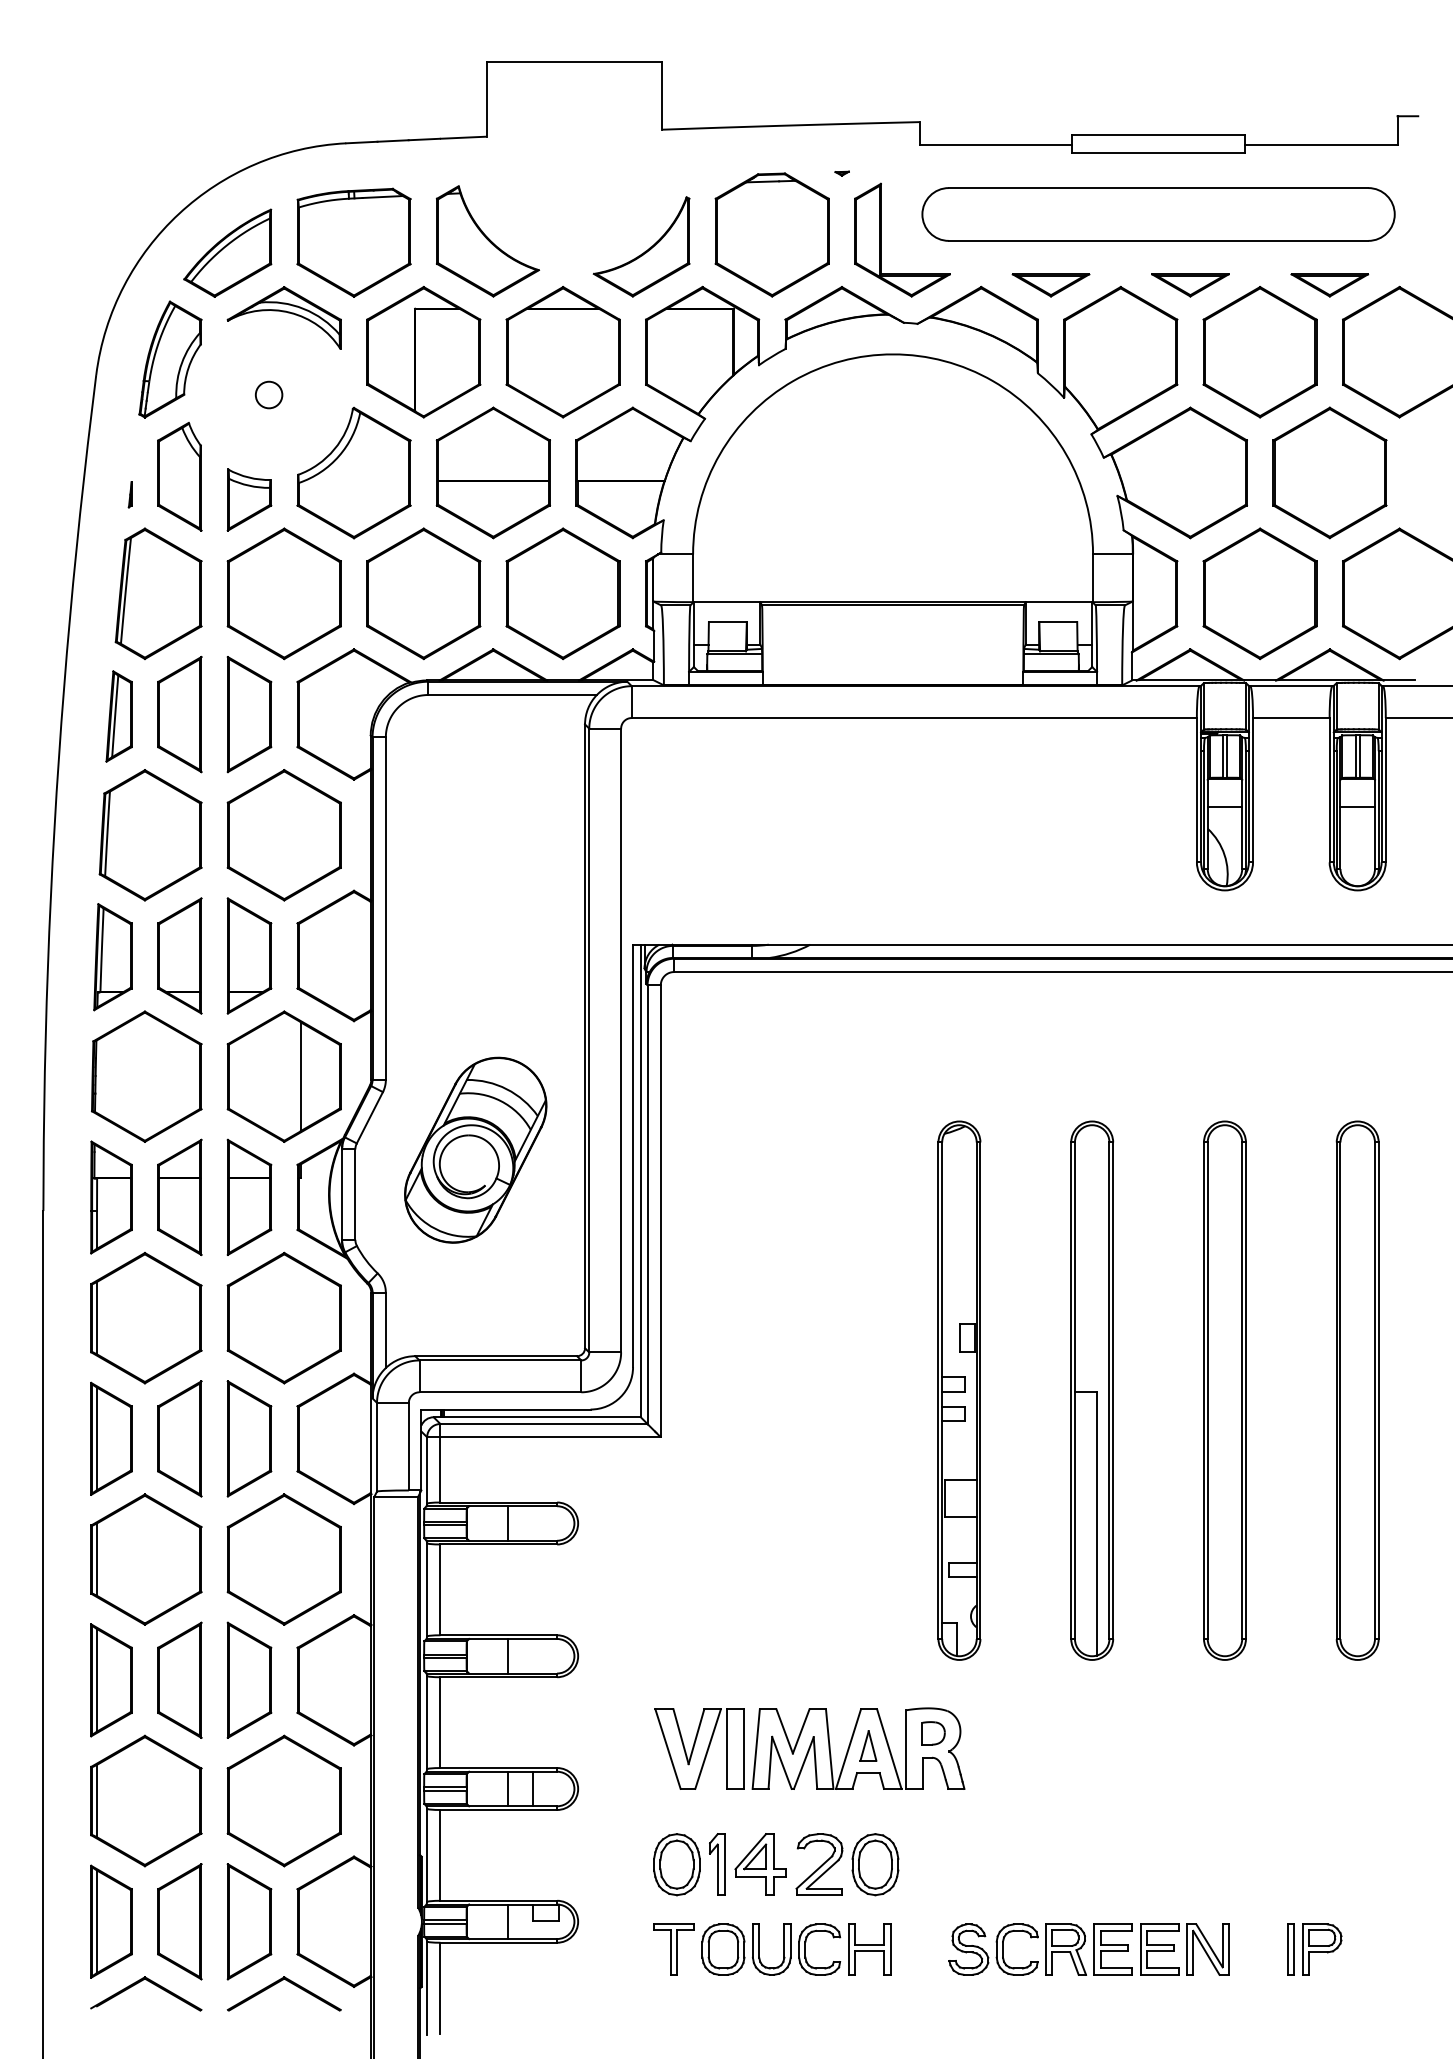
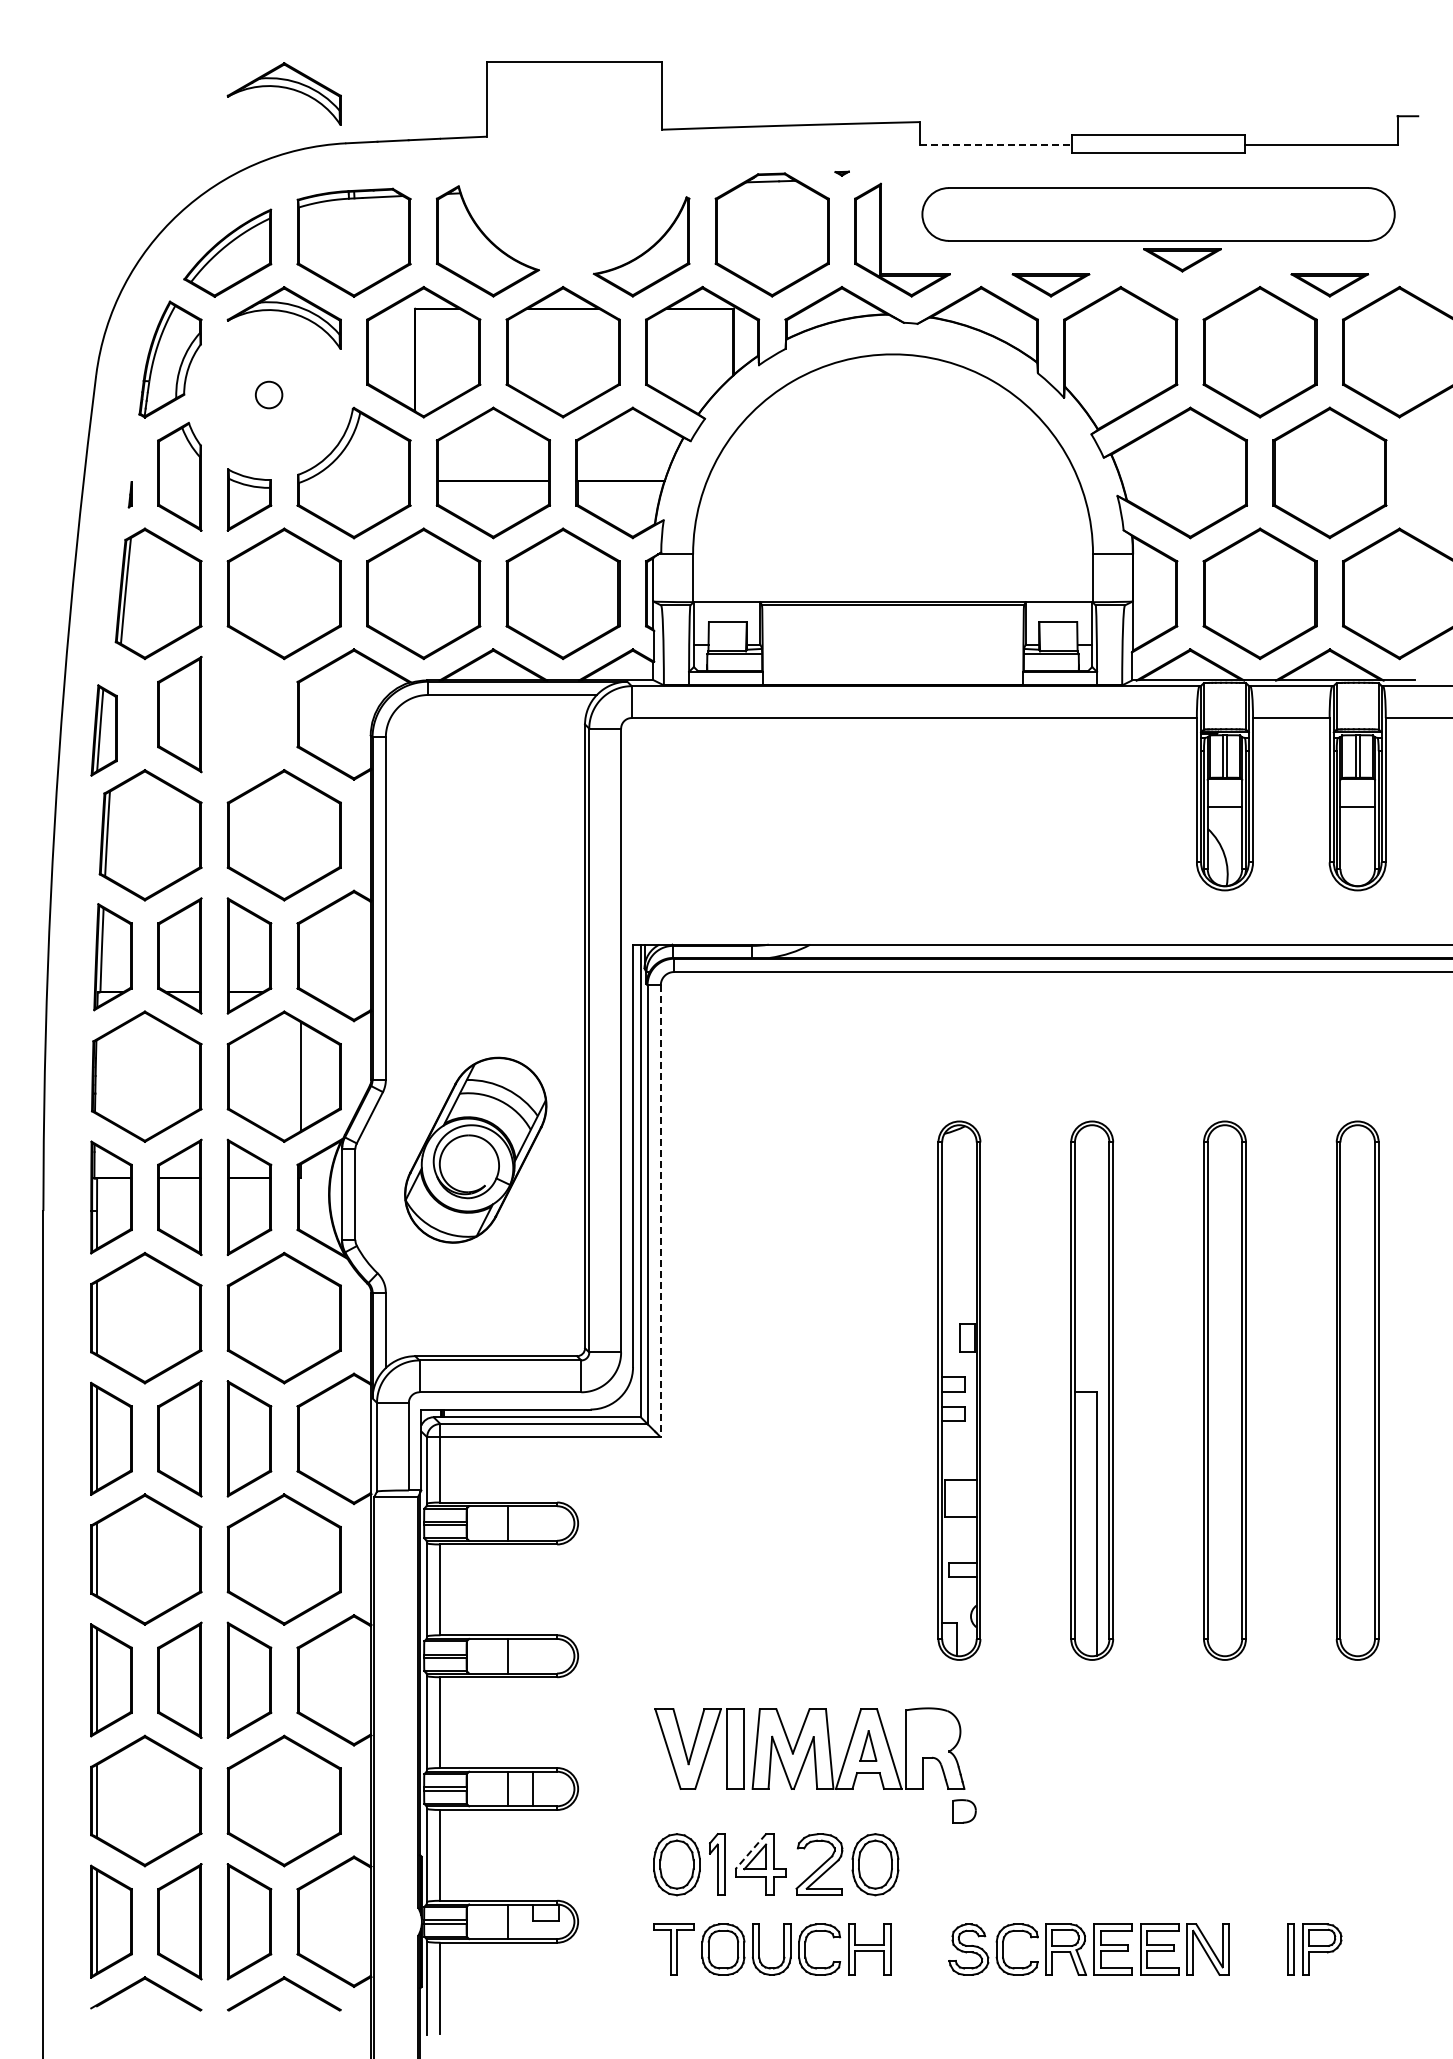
part: none -> present (283, 93)
line: solid -> dashed (996, 145)
part position: (1190, 285) -> (1182, 260) (1182, 260)
part: present -> none (249, 714)
part position: (118, 716) -> (103, 730) (103, 730)
line: solid -> dashed (660, 1211)
part position: (933, 1733) -> (964, 1811) (964, 1811)
line: solid -> dashed (750, 1852)
